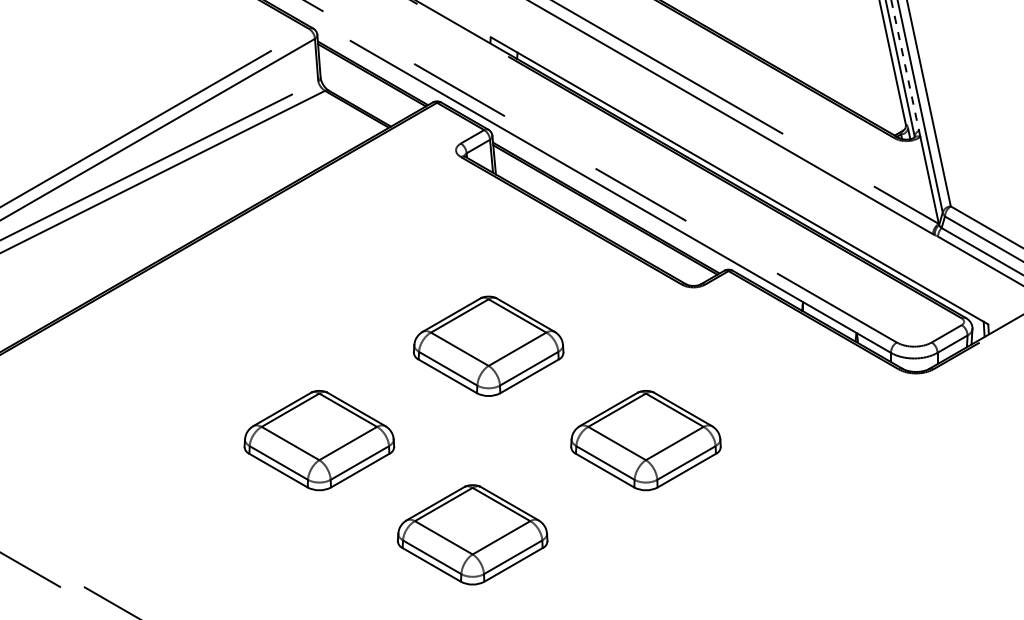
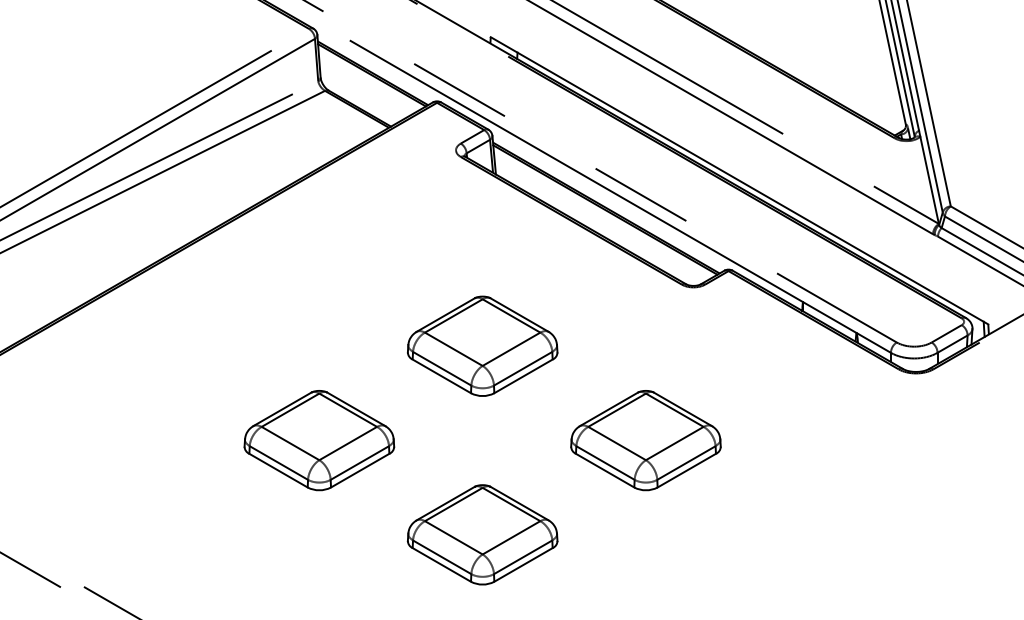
line: dashed -> solid (905, 66)
part position: (488, 345) -> (482, 345) (482, 345)
part position: (472, 534) -> (482, 534) (482, 534)
